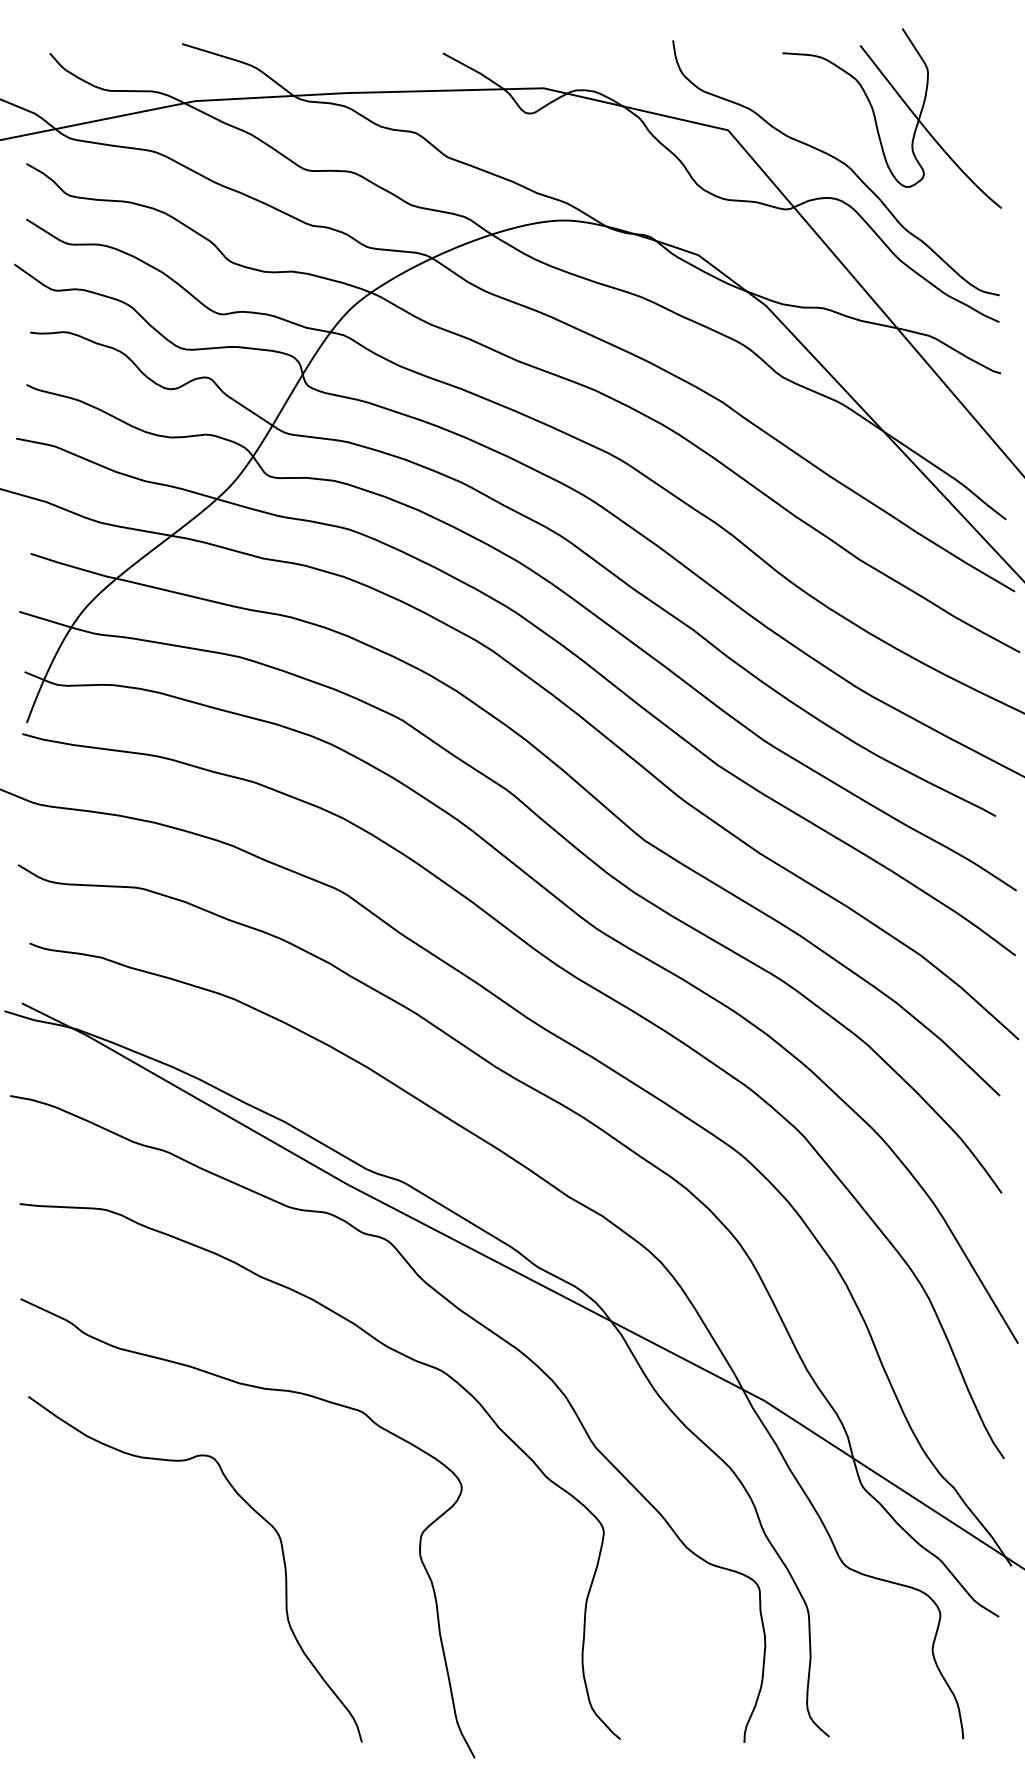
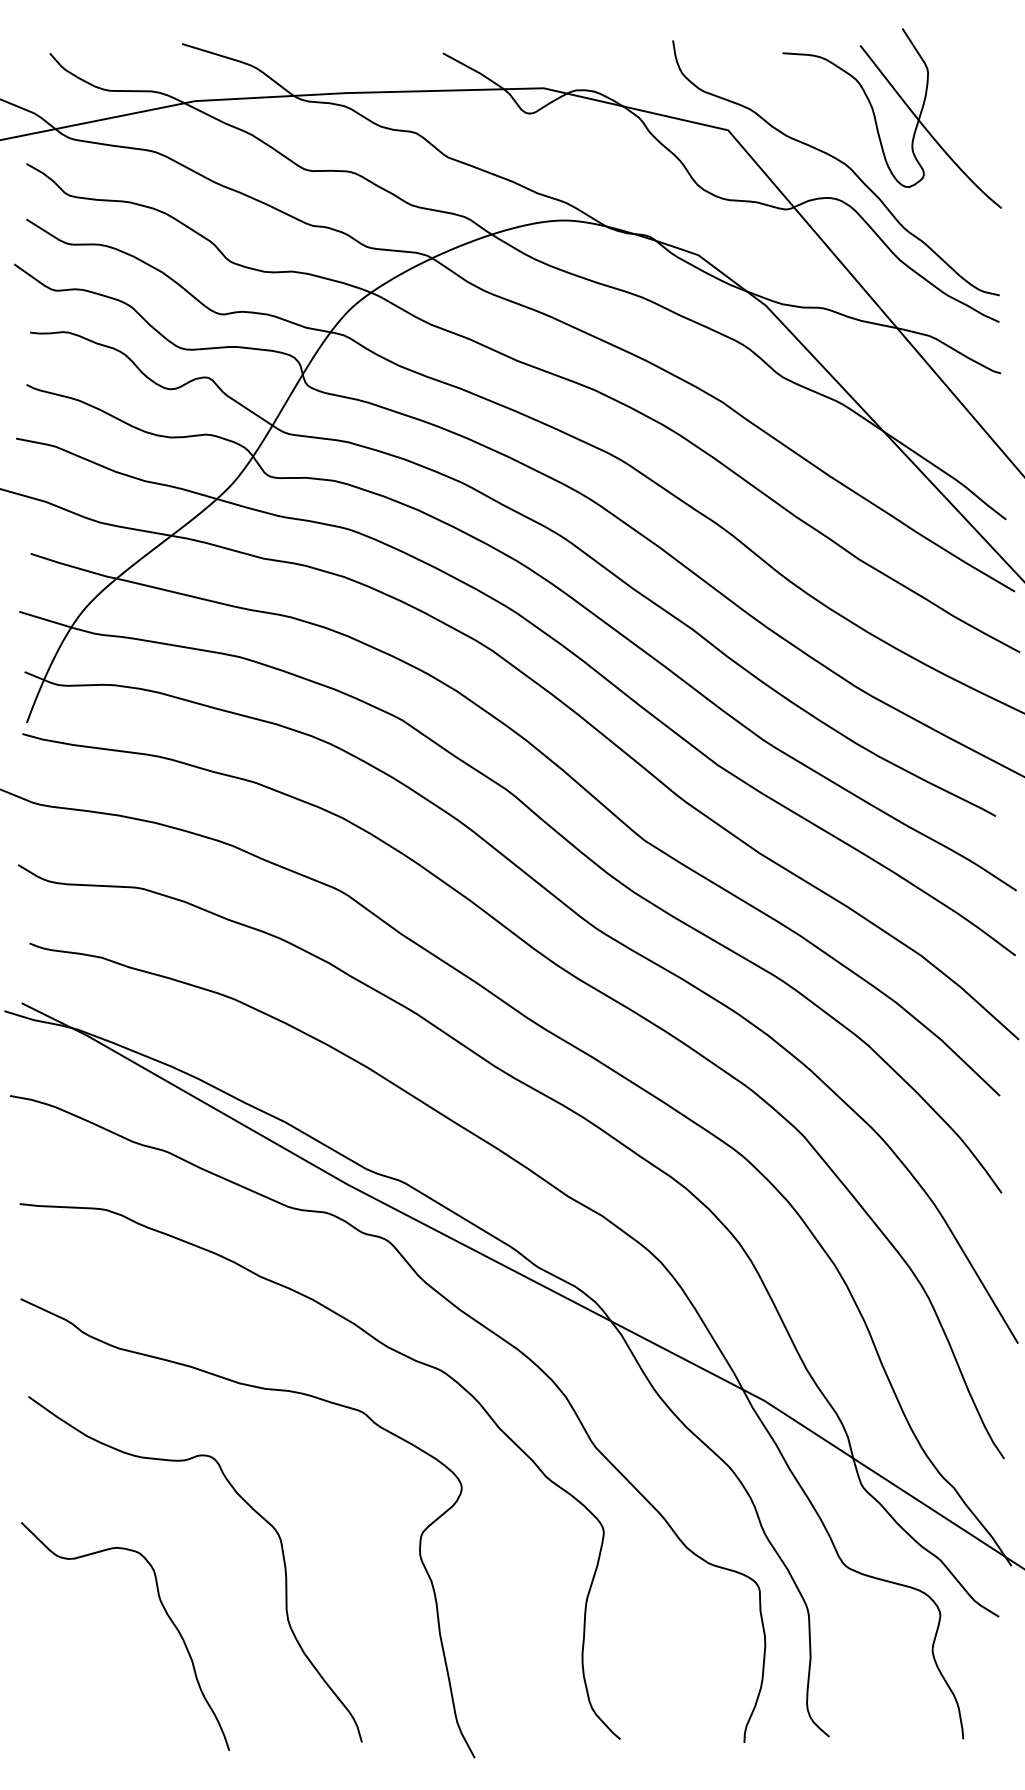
curve: none -> present (167, 1616)
